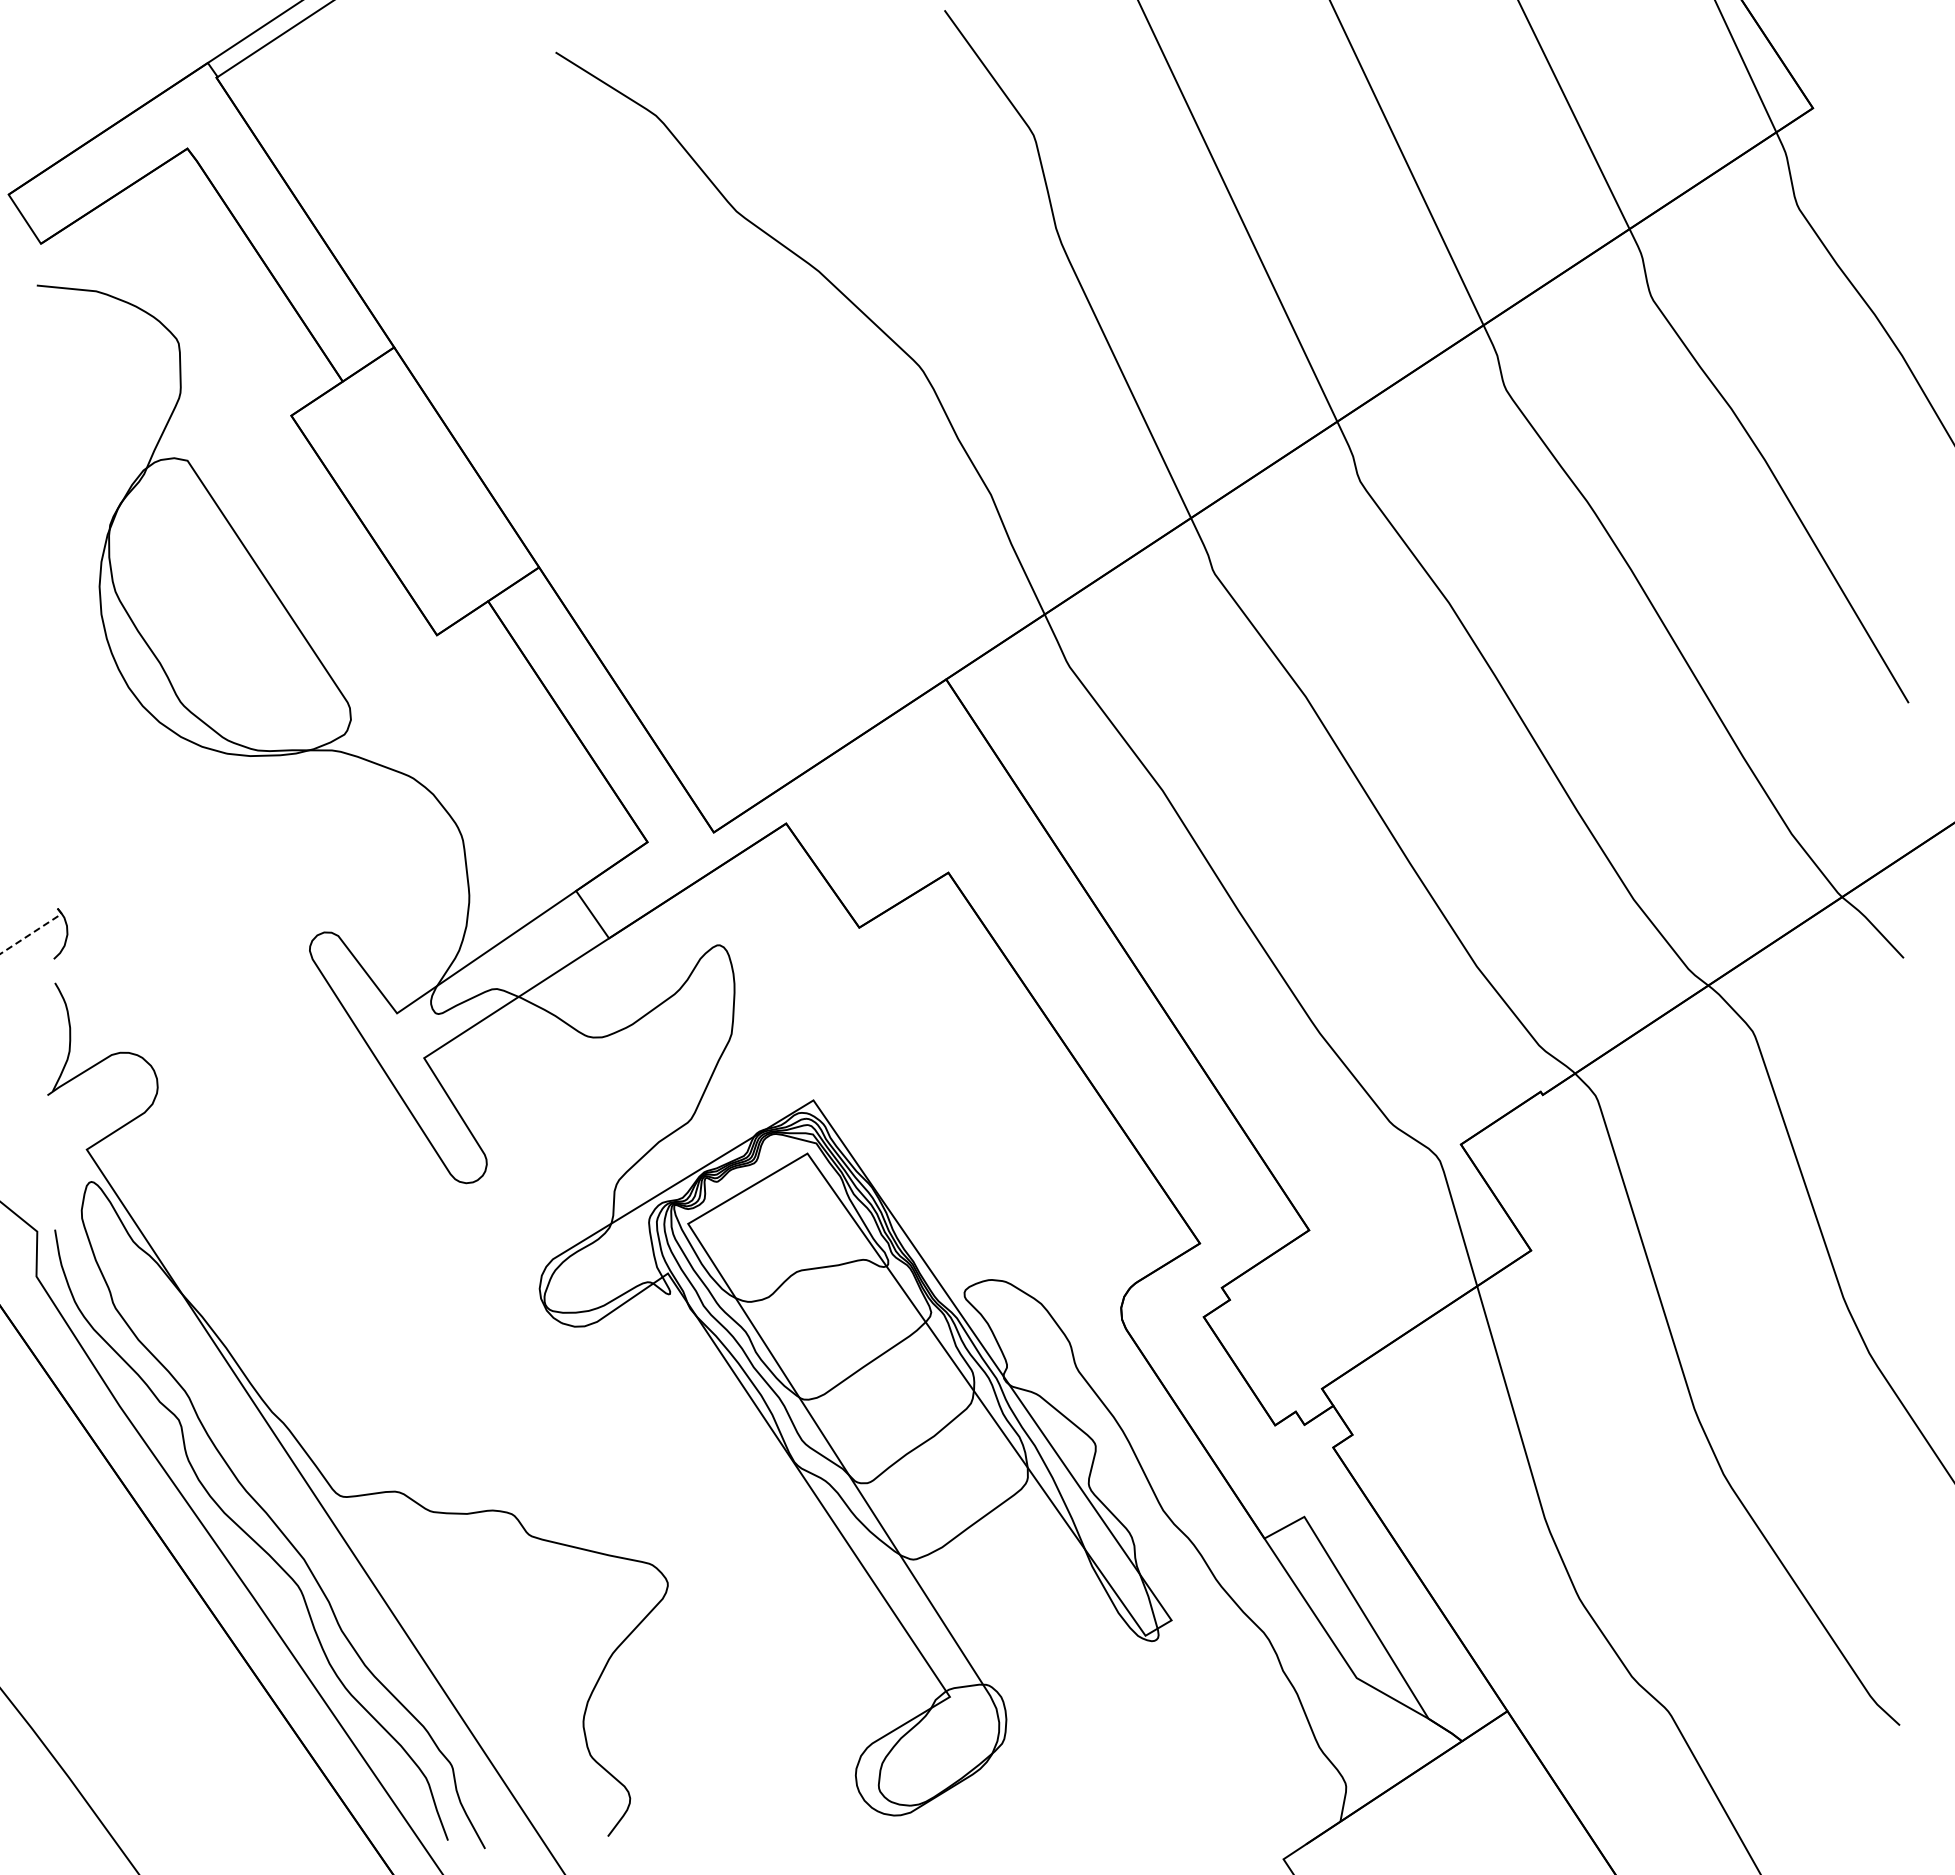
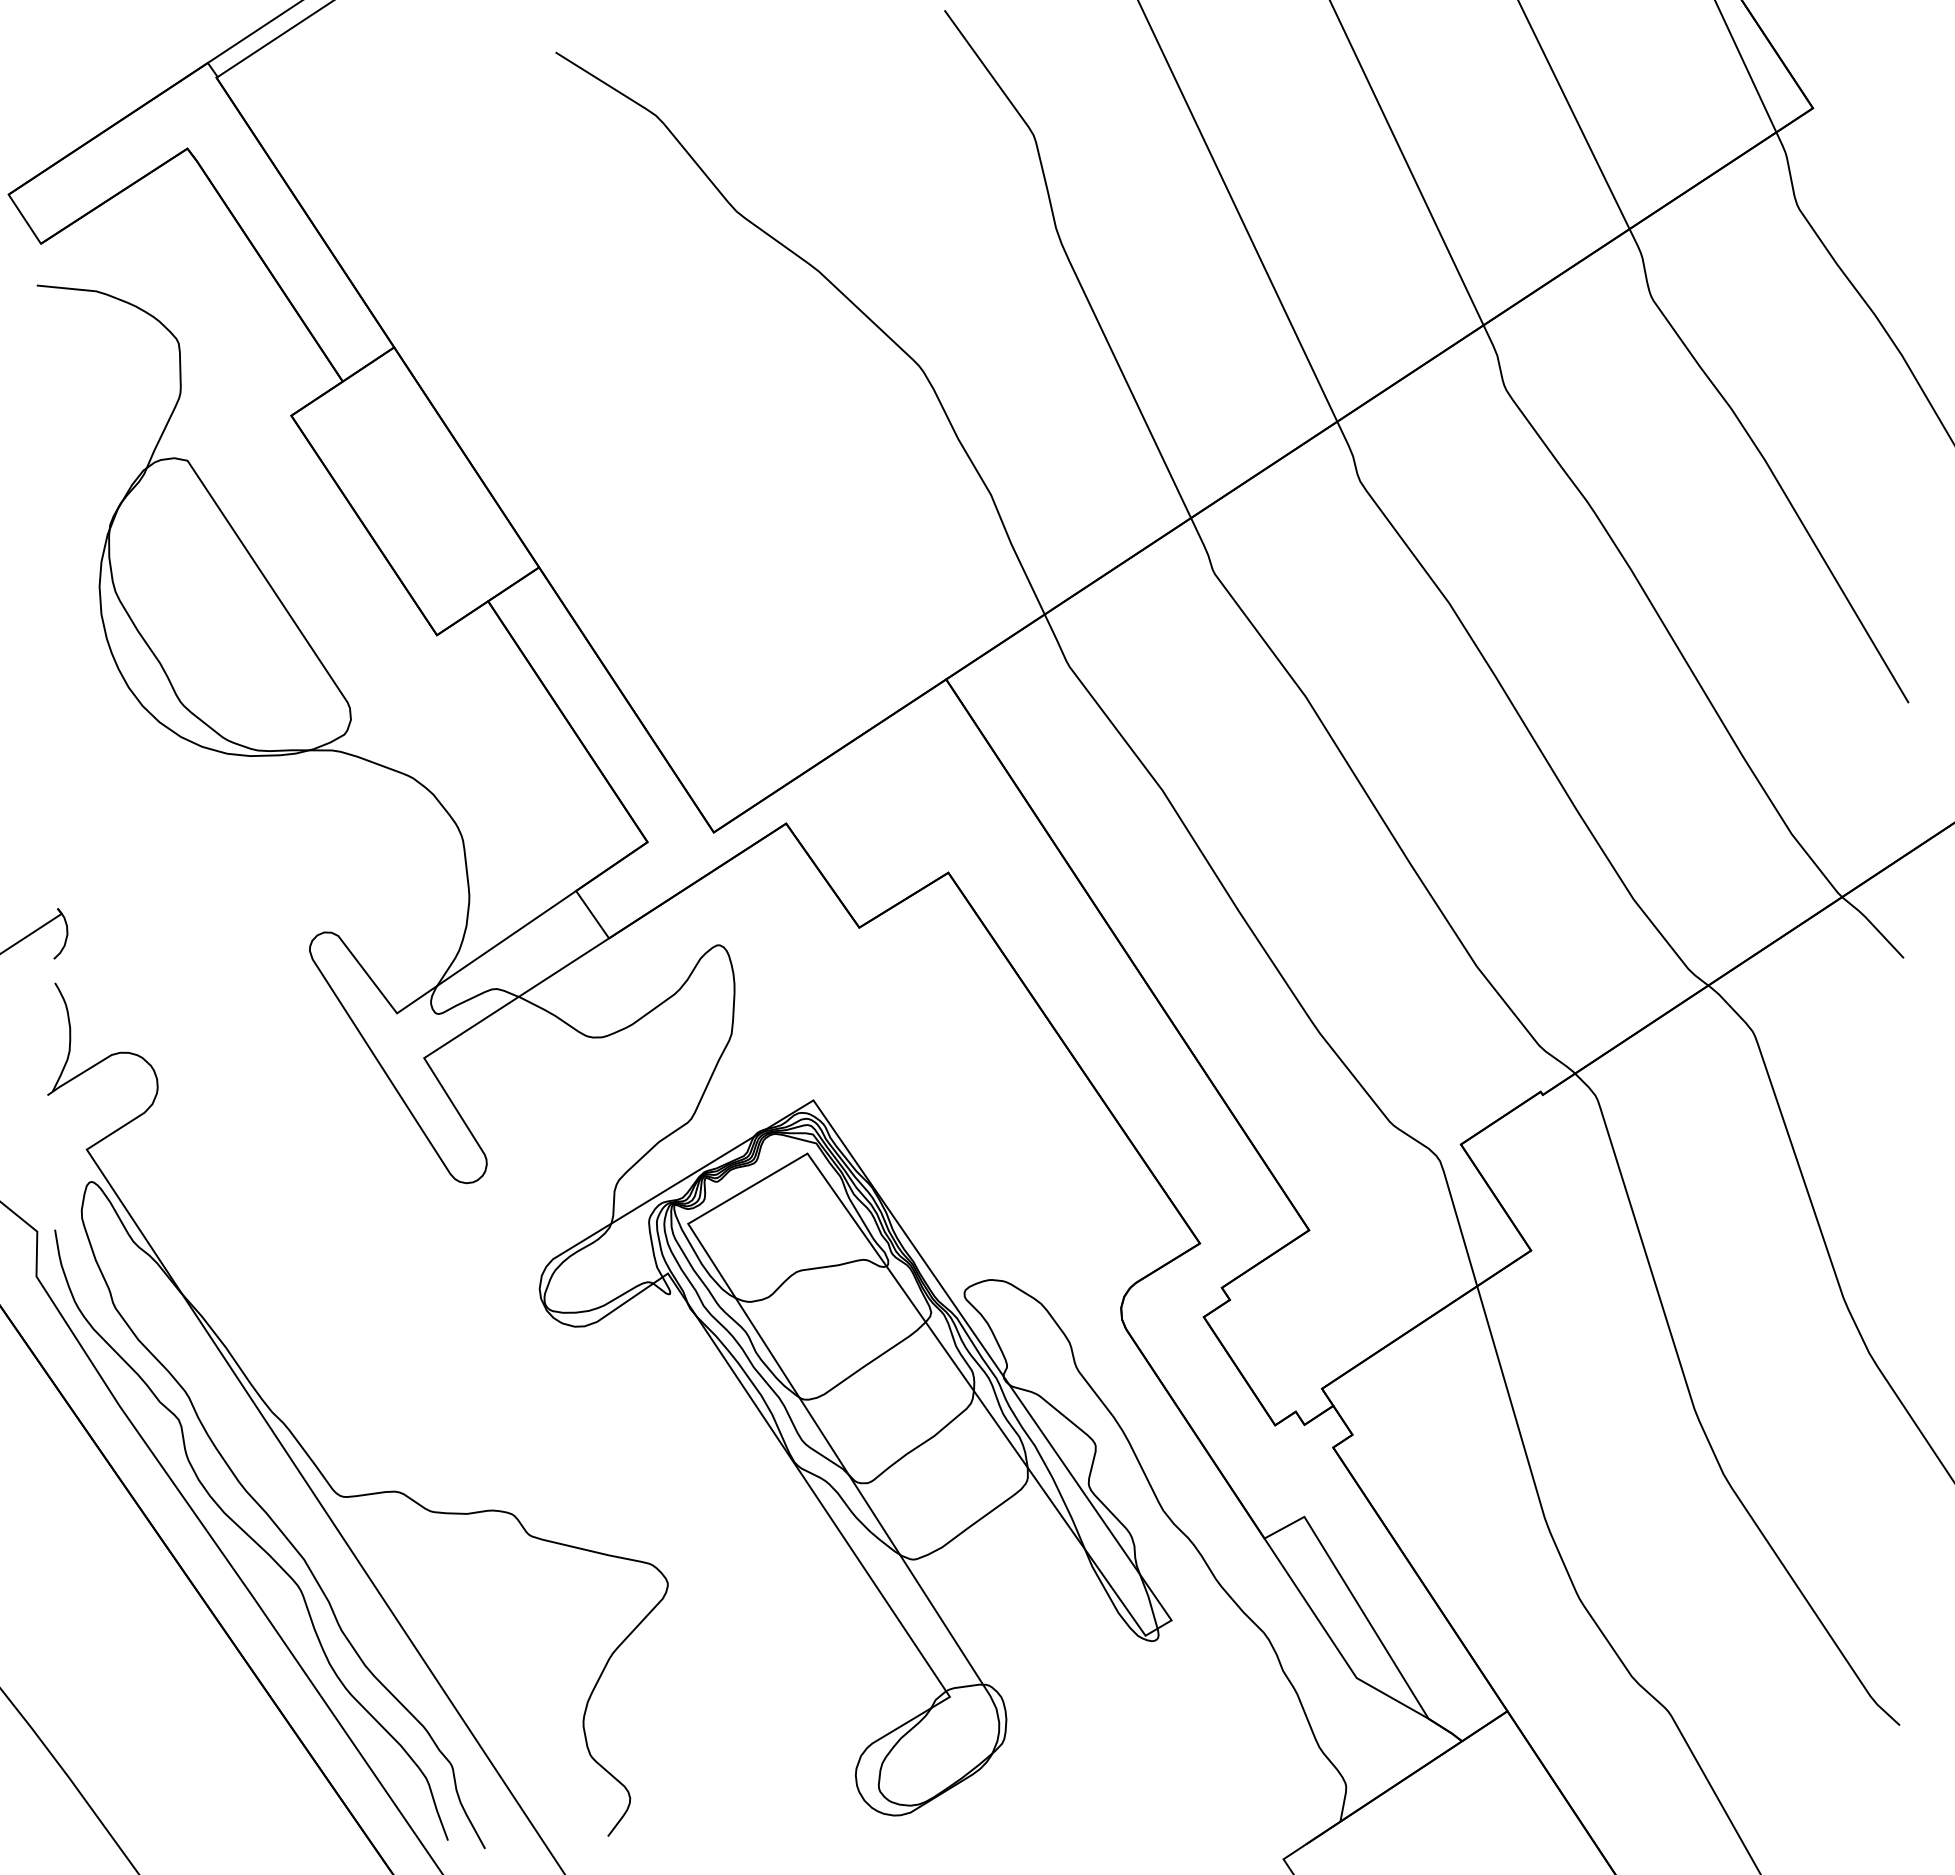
line: dashed -> solid (34, 931)
